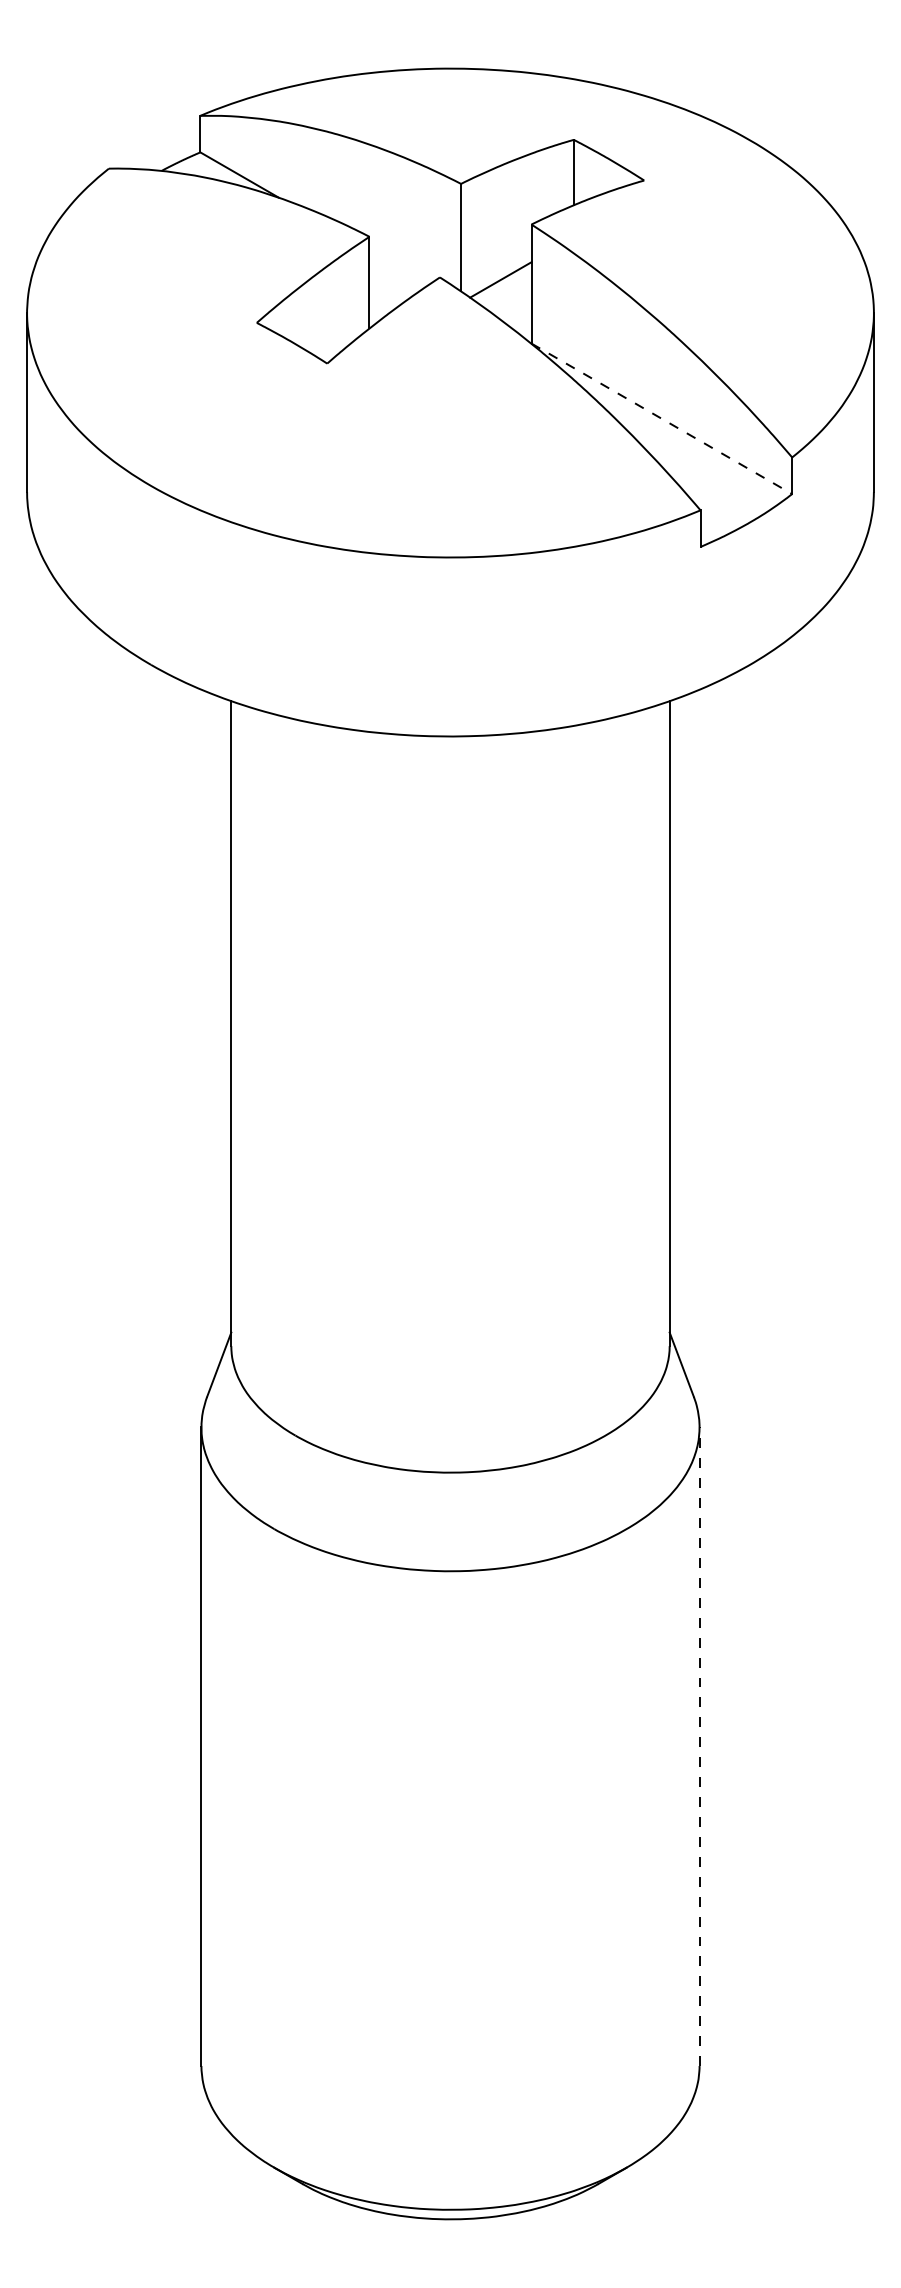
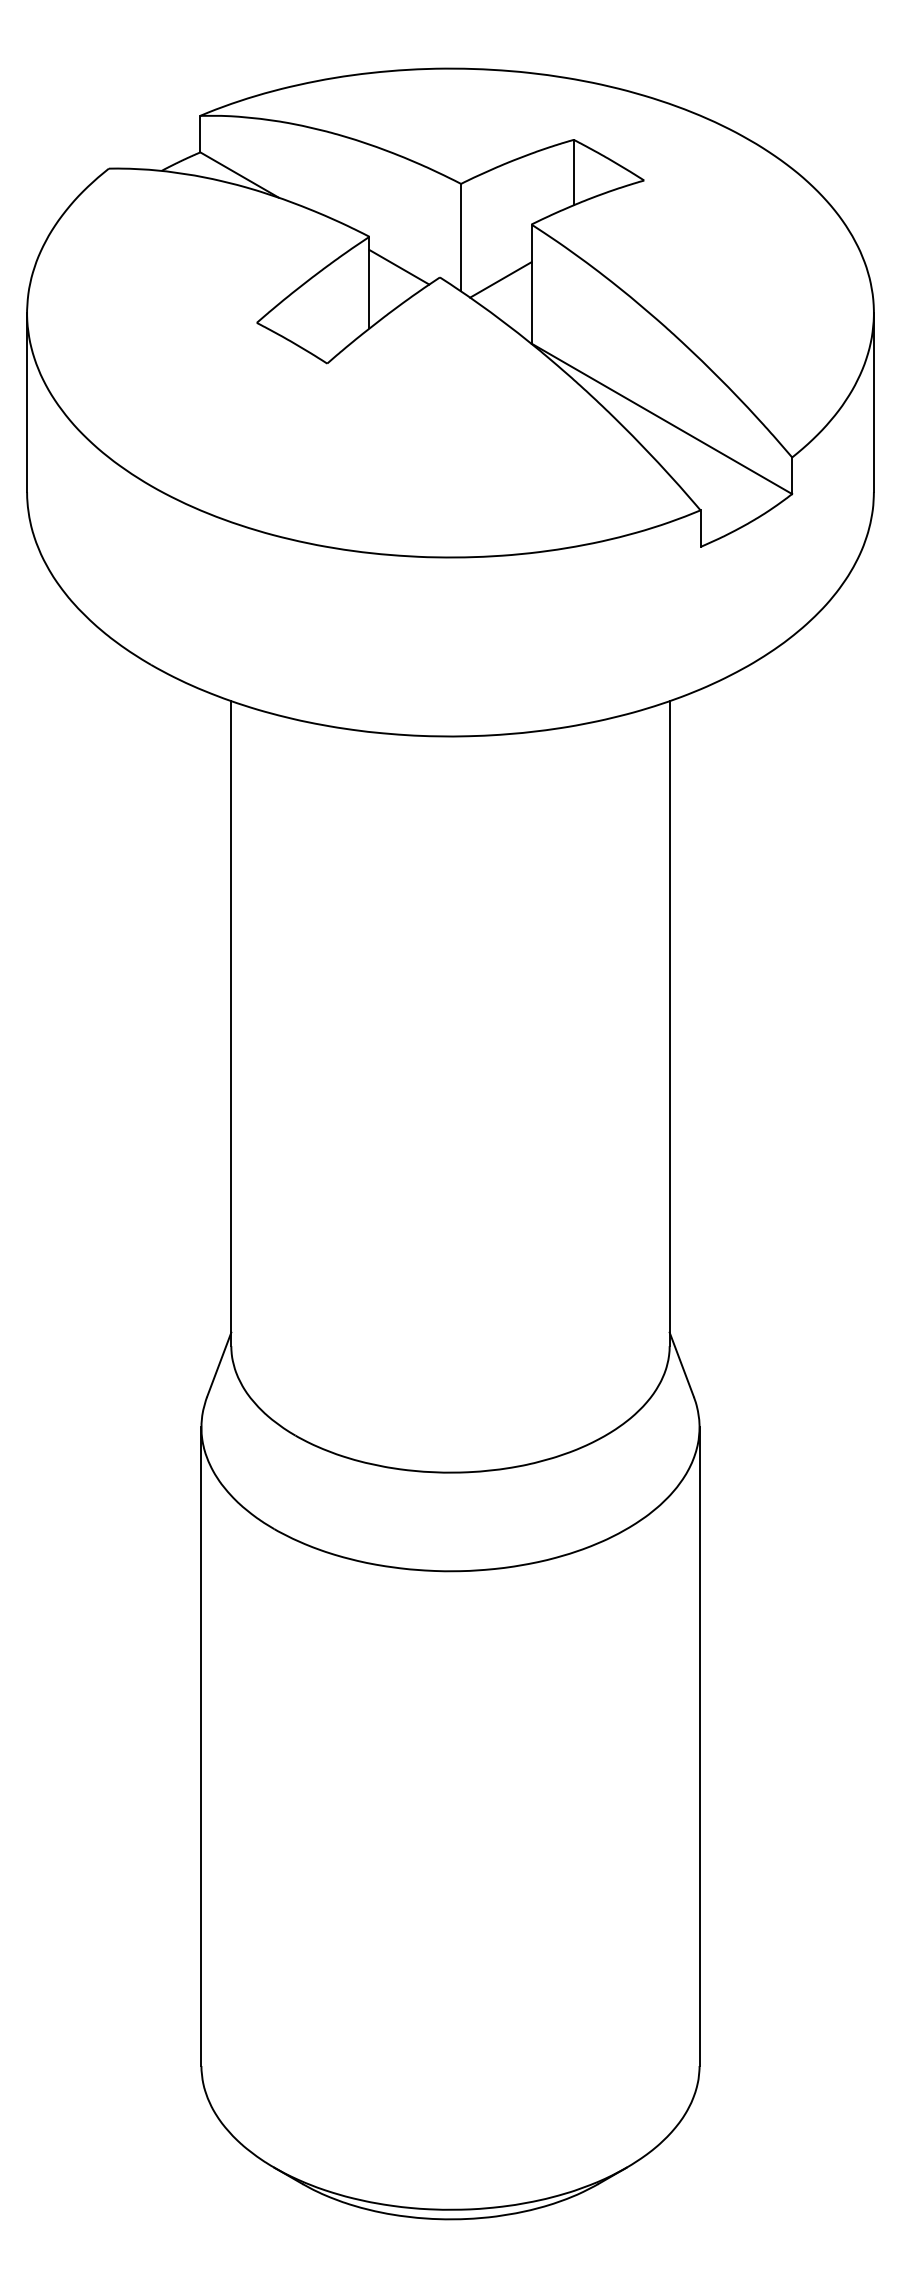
line: none -> present (399, 267)
line: dashed -> solid (662, 419)
line: dashed -> solid (699, 1746)
